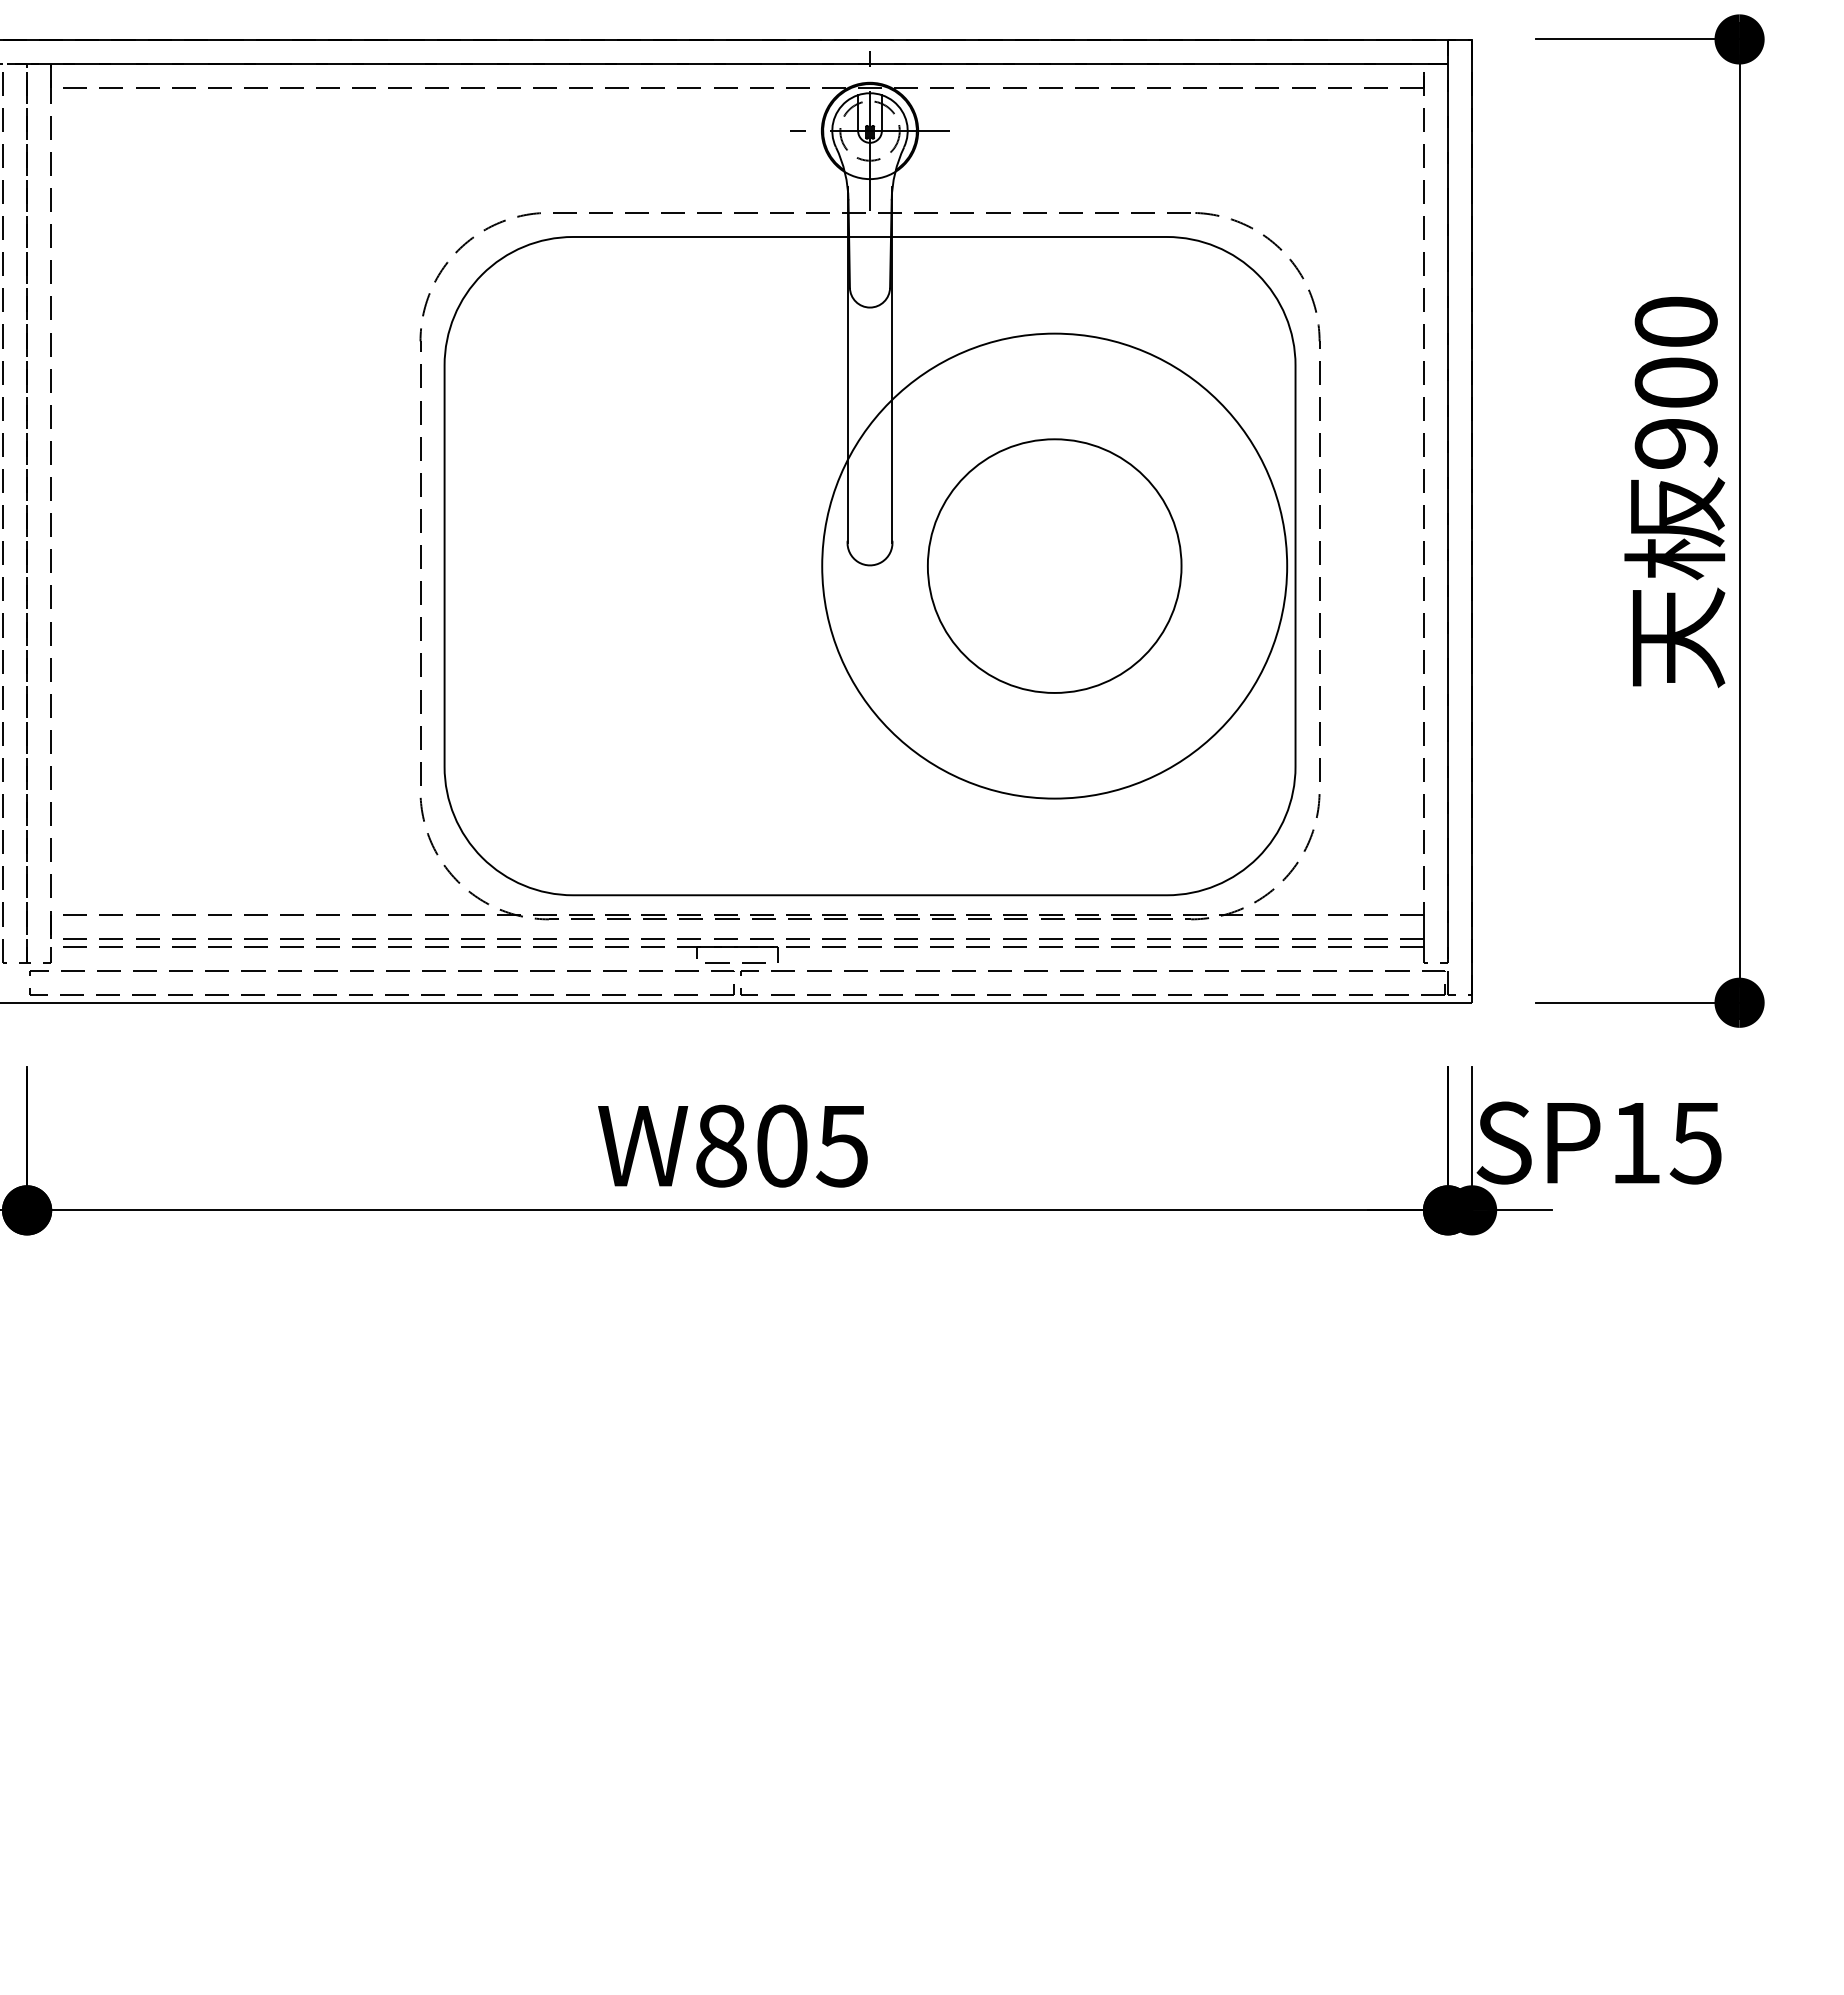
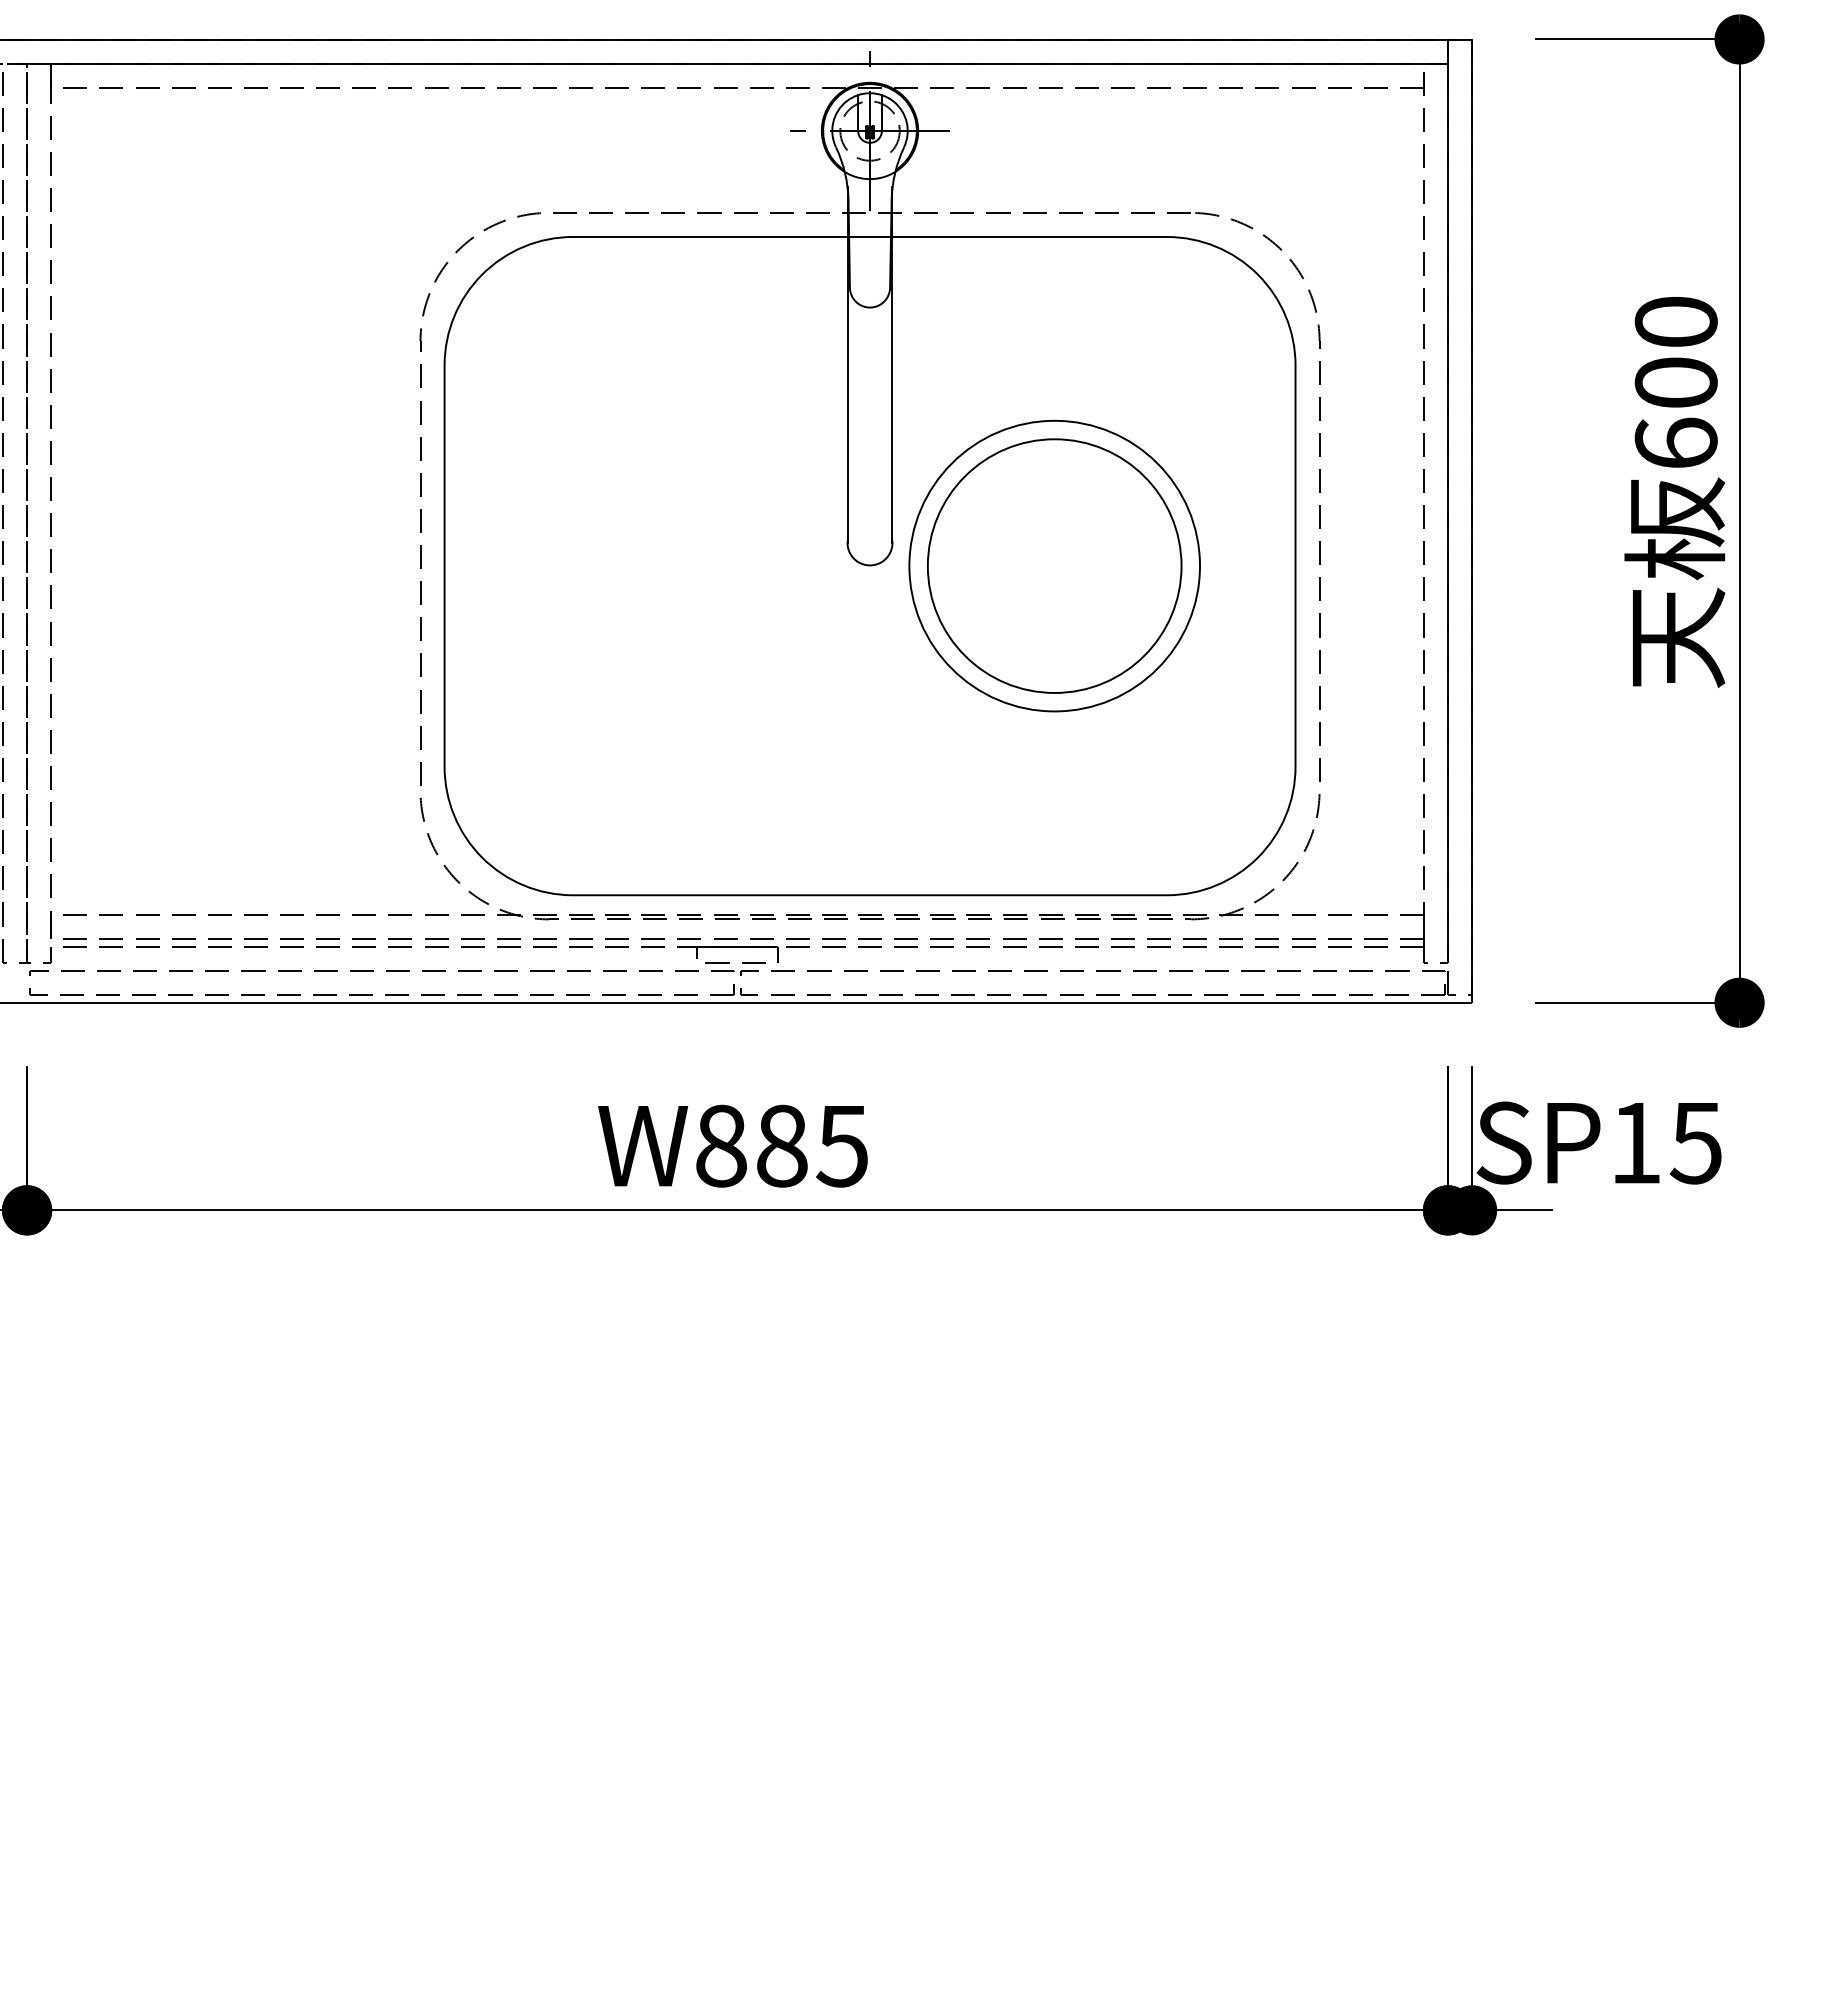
text: 900 -> 600 (1675, 442)
circle diameter: 465 px -> 291 px (1054, 565)
text: W805 -> W885 (782, 1145)
